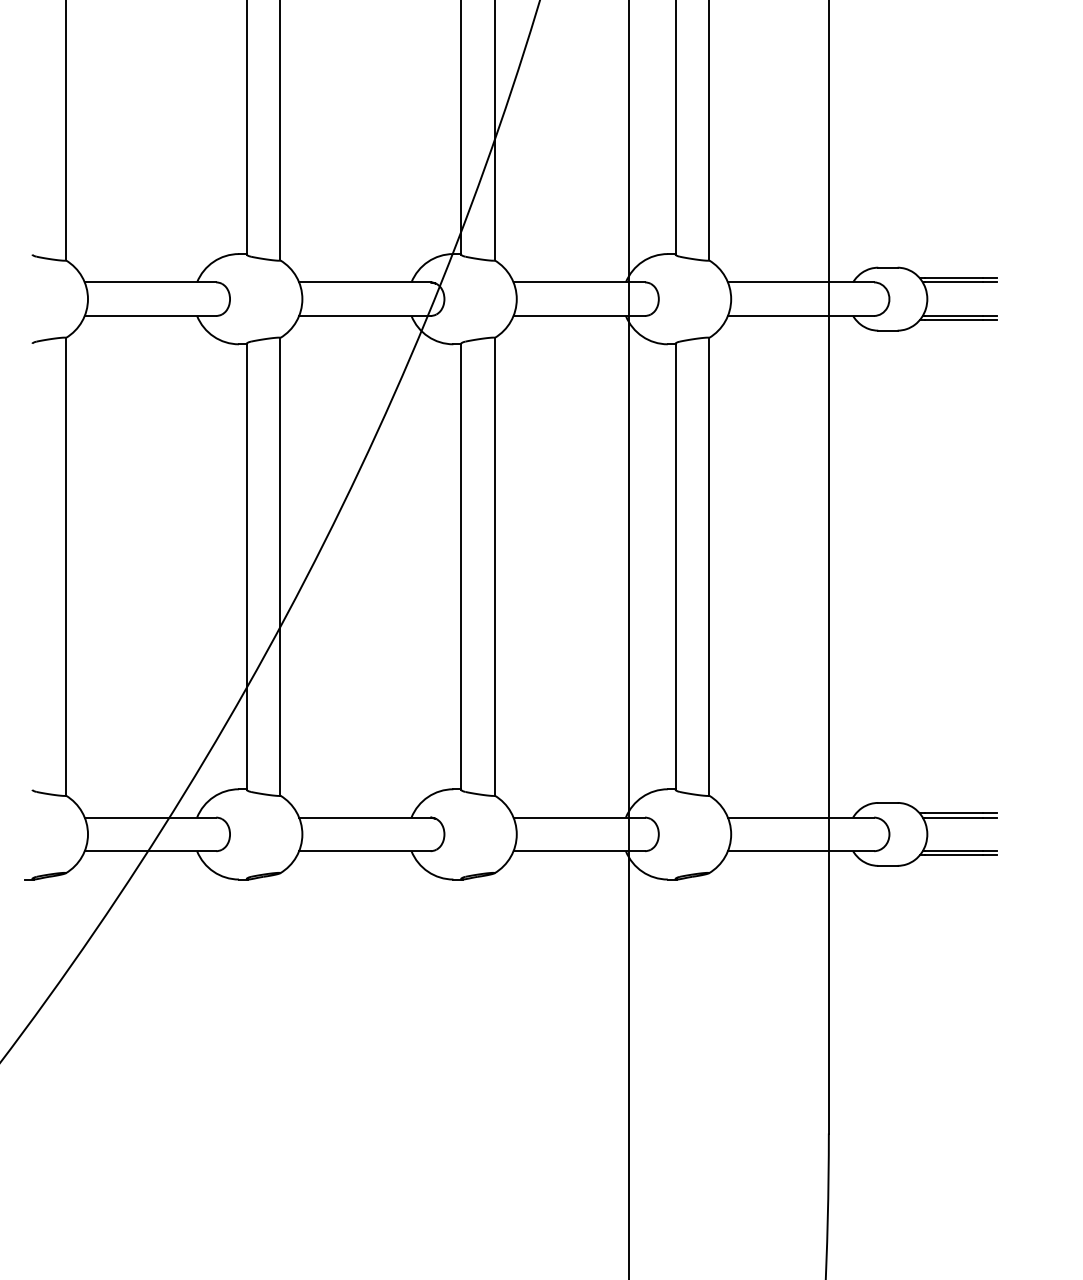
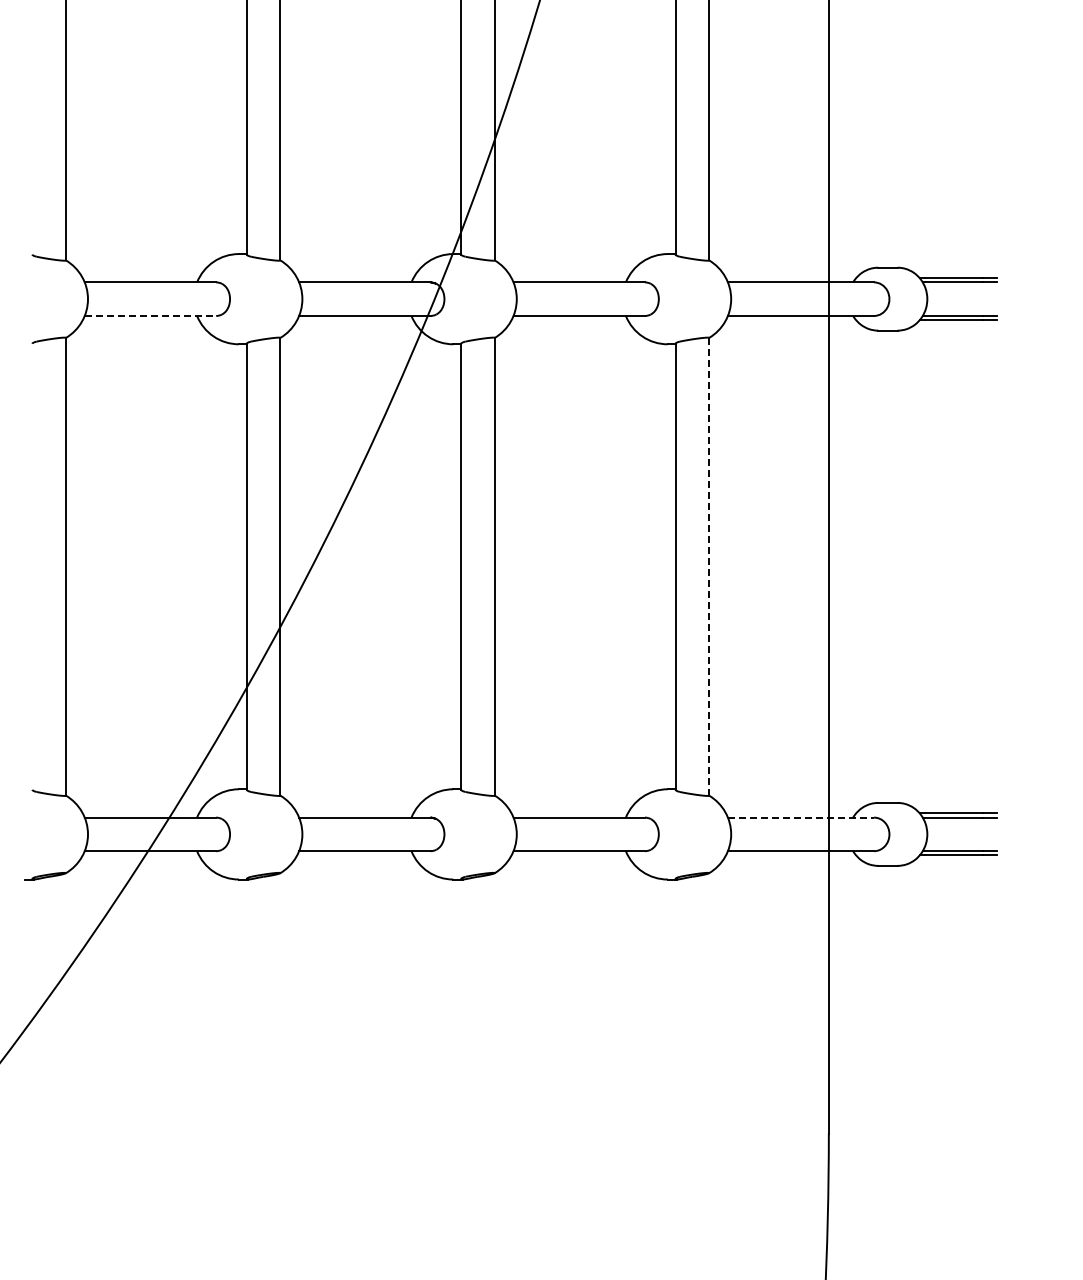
line: solid -> dashed (150, 315)
line: solid -> dashed (709, 566)
line: present -> none (629, 639)
line: solid -> dashed (801, 817)
